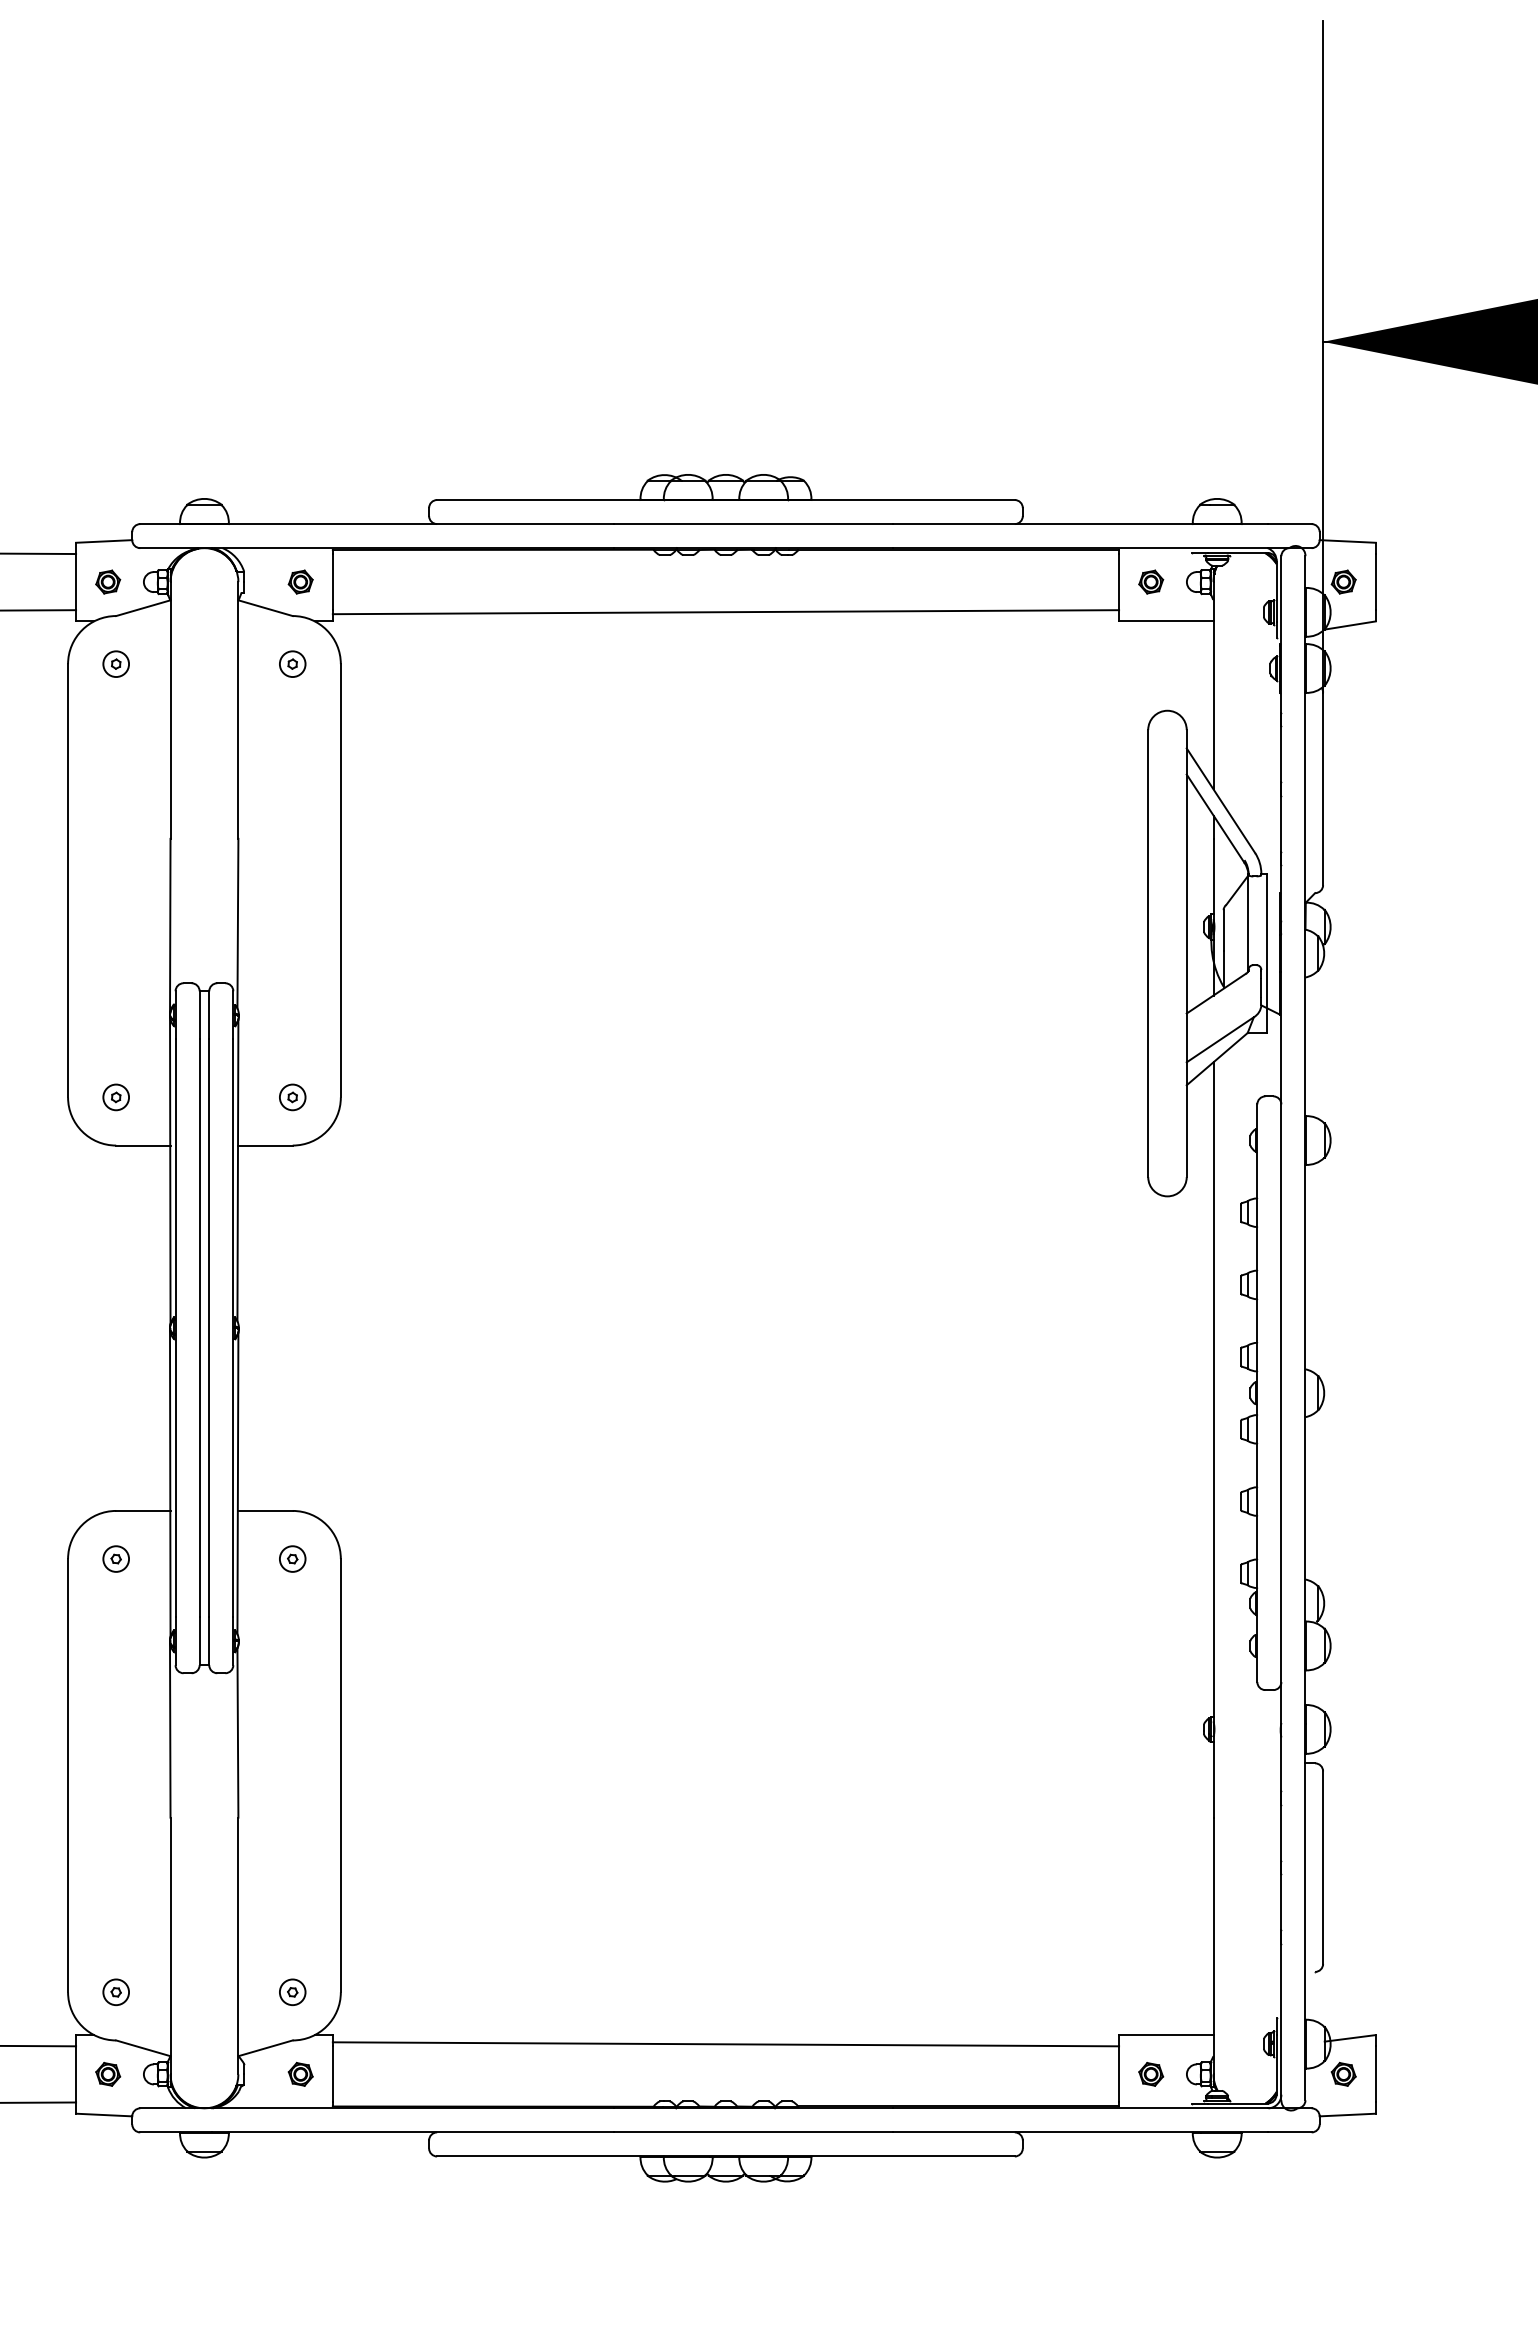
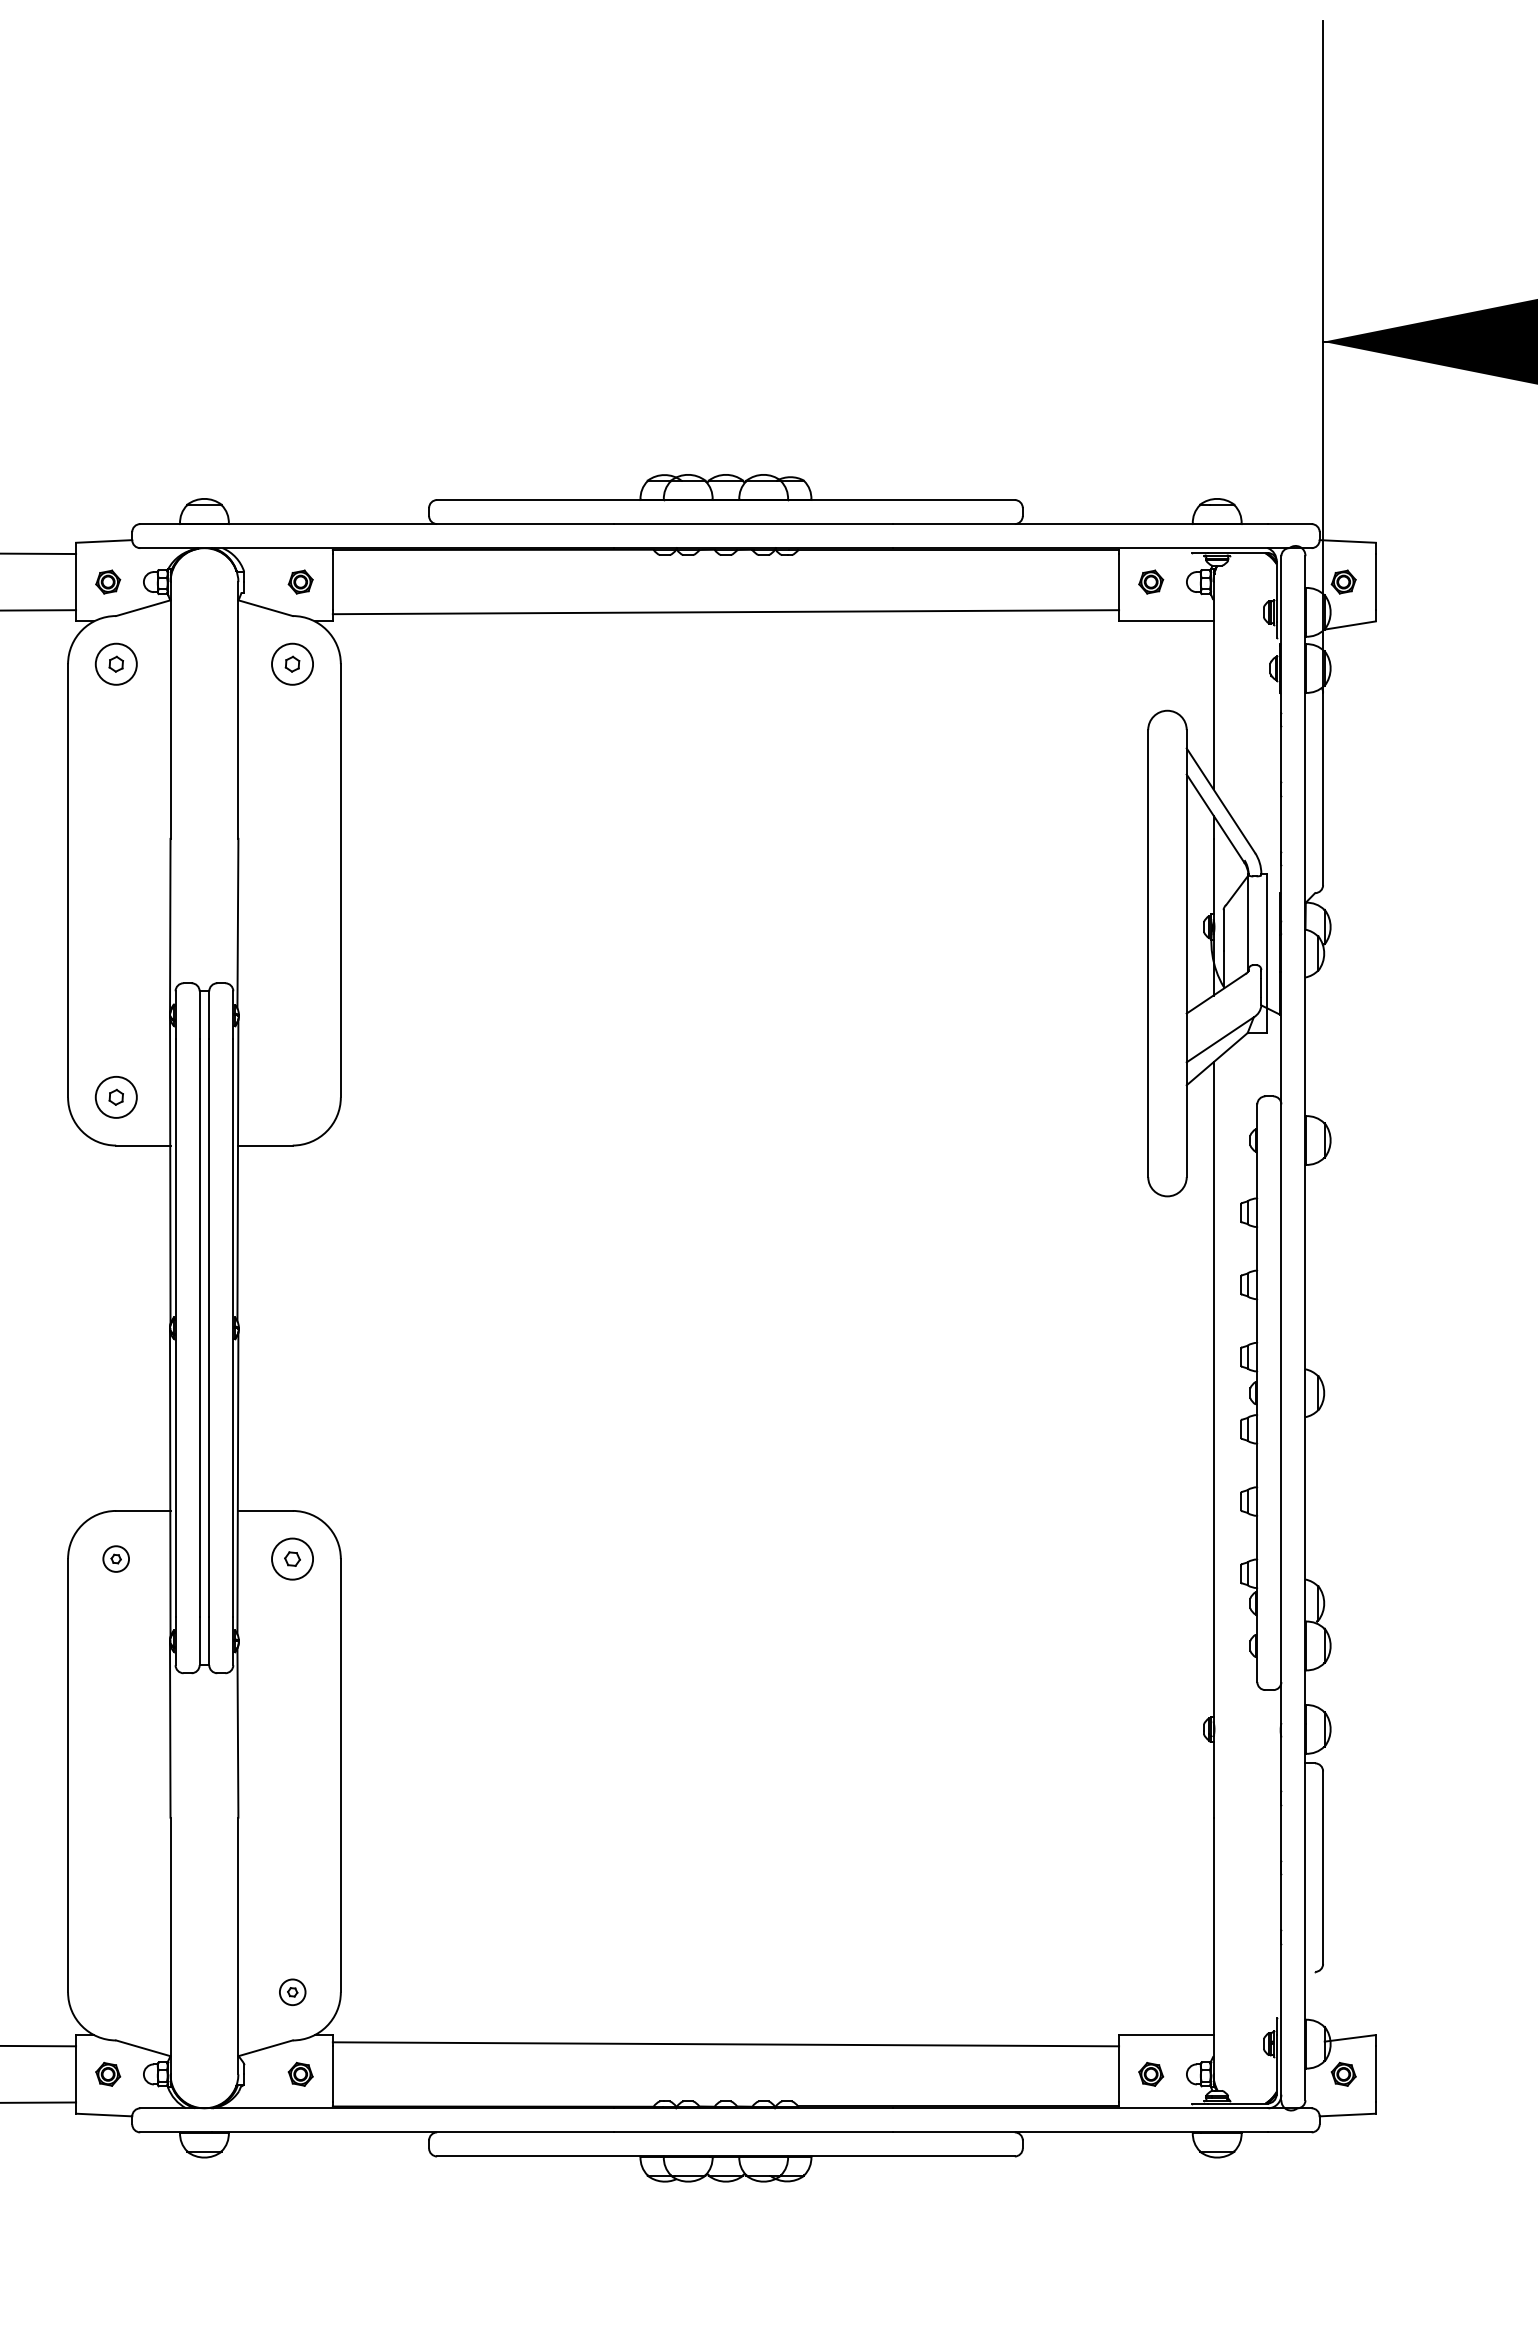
part size: 28x28 px -> 44x44 px (115, 663)
part size: 28x28 px -> 43x44 px (292, 663)
part size: 28x29 px -> 44x43 px (115, 1097)
part: present -> none (292, 1097)
part size: 28x28 px -> 43x44 px (292, 1558)
part: present -> none (115, 1991)
